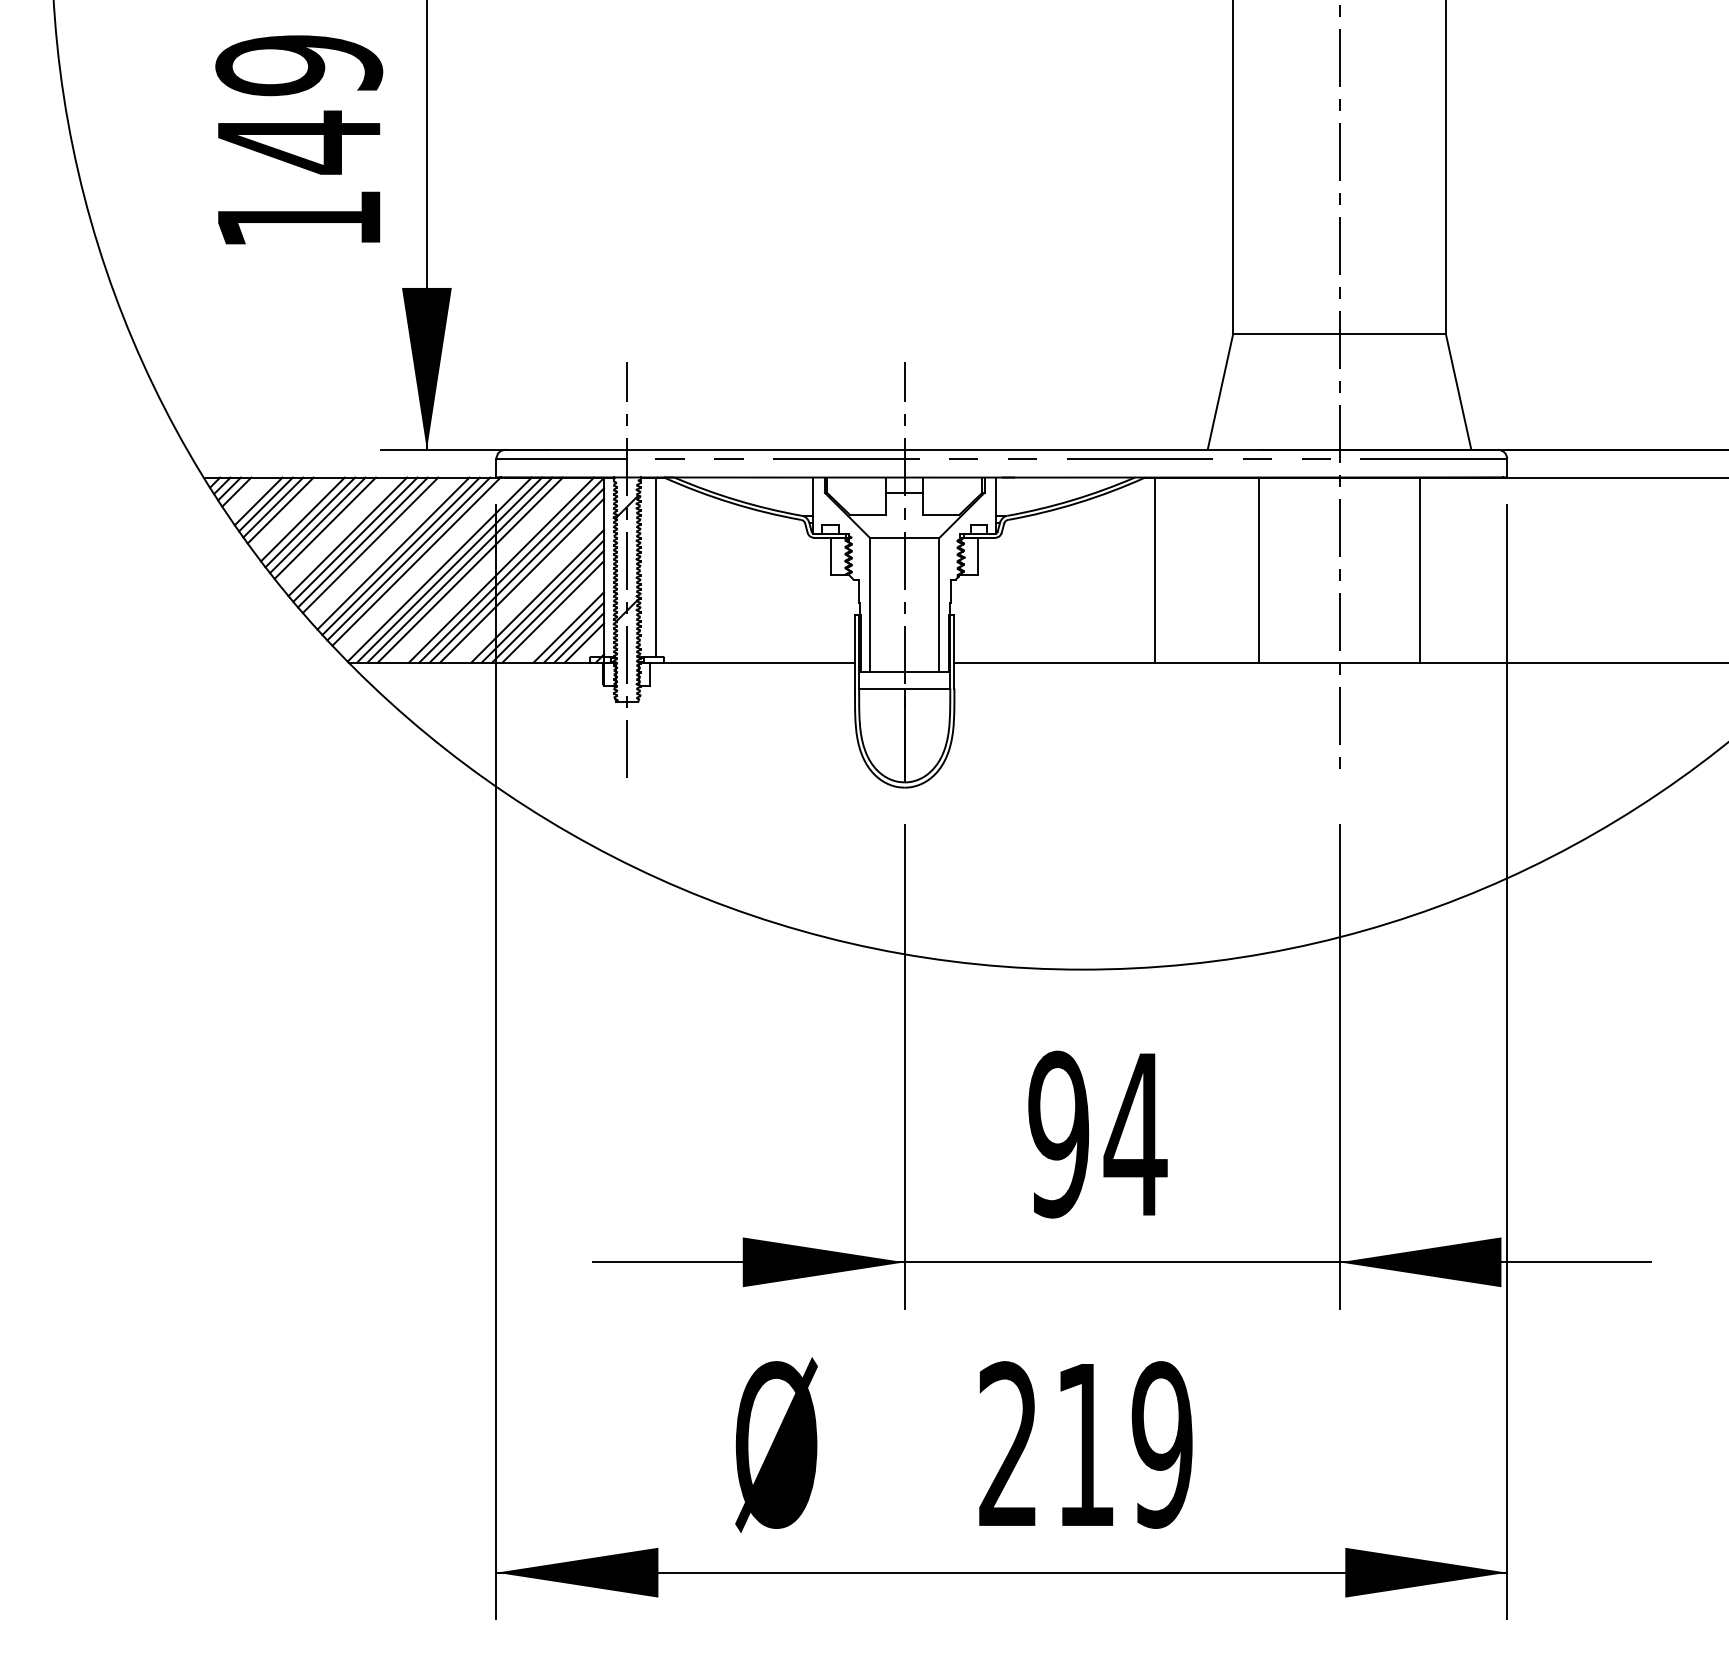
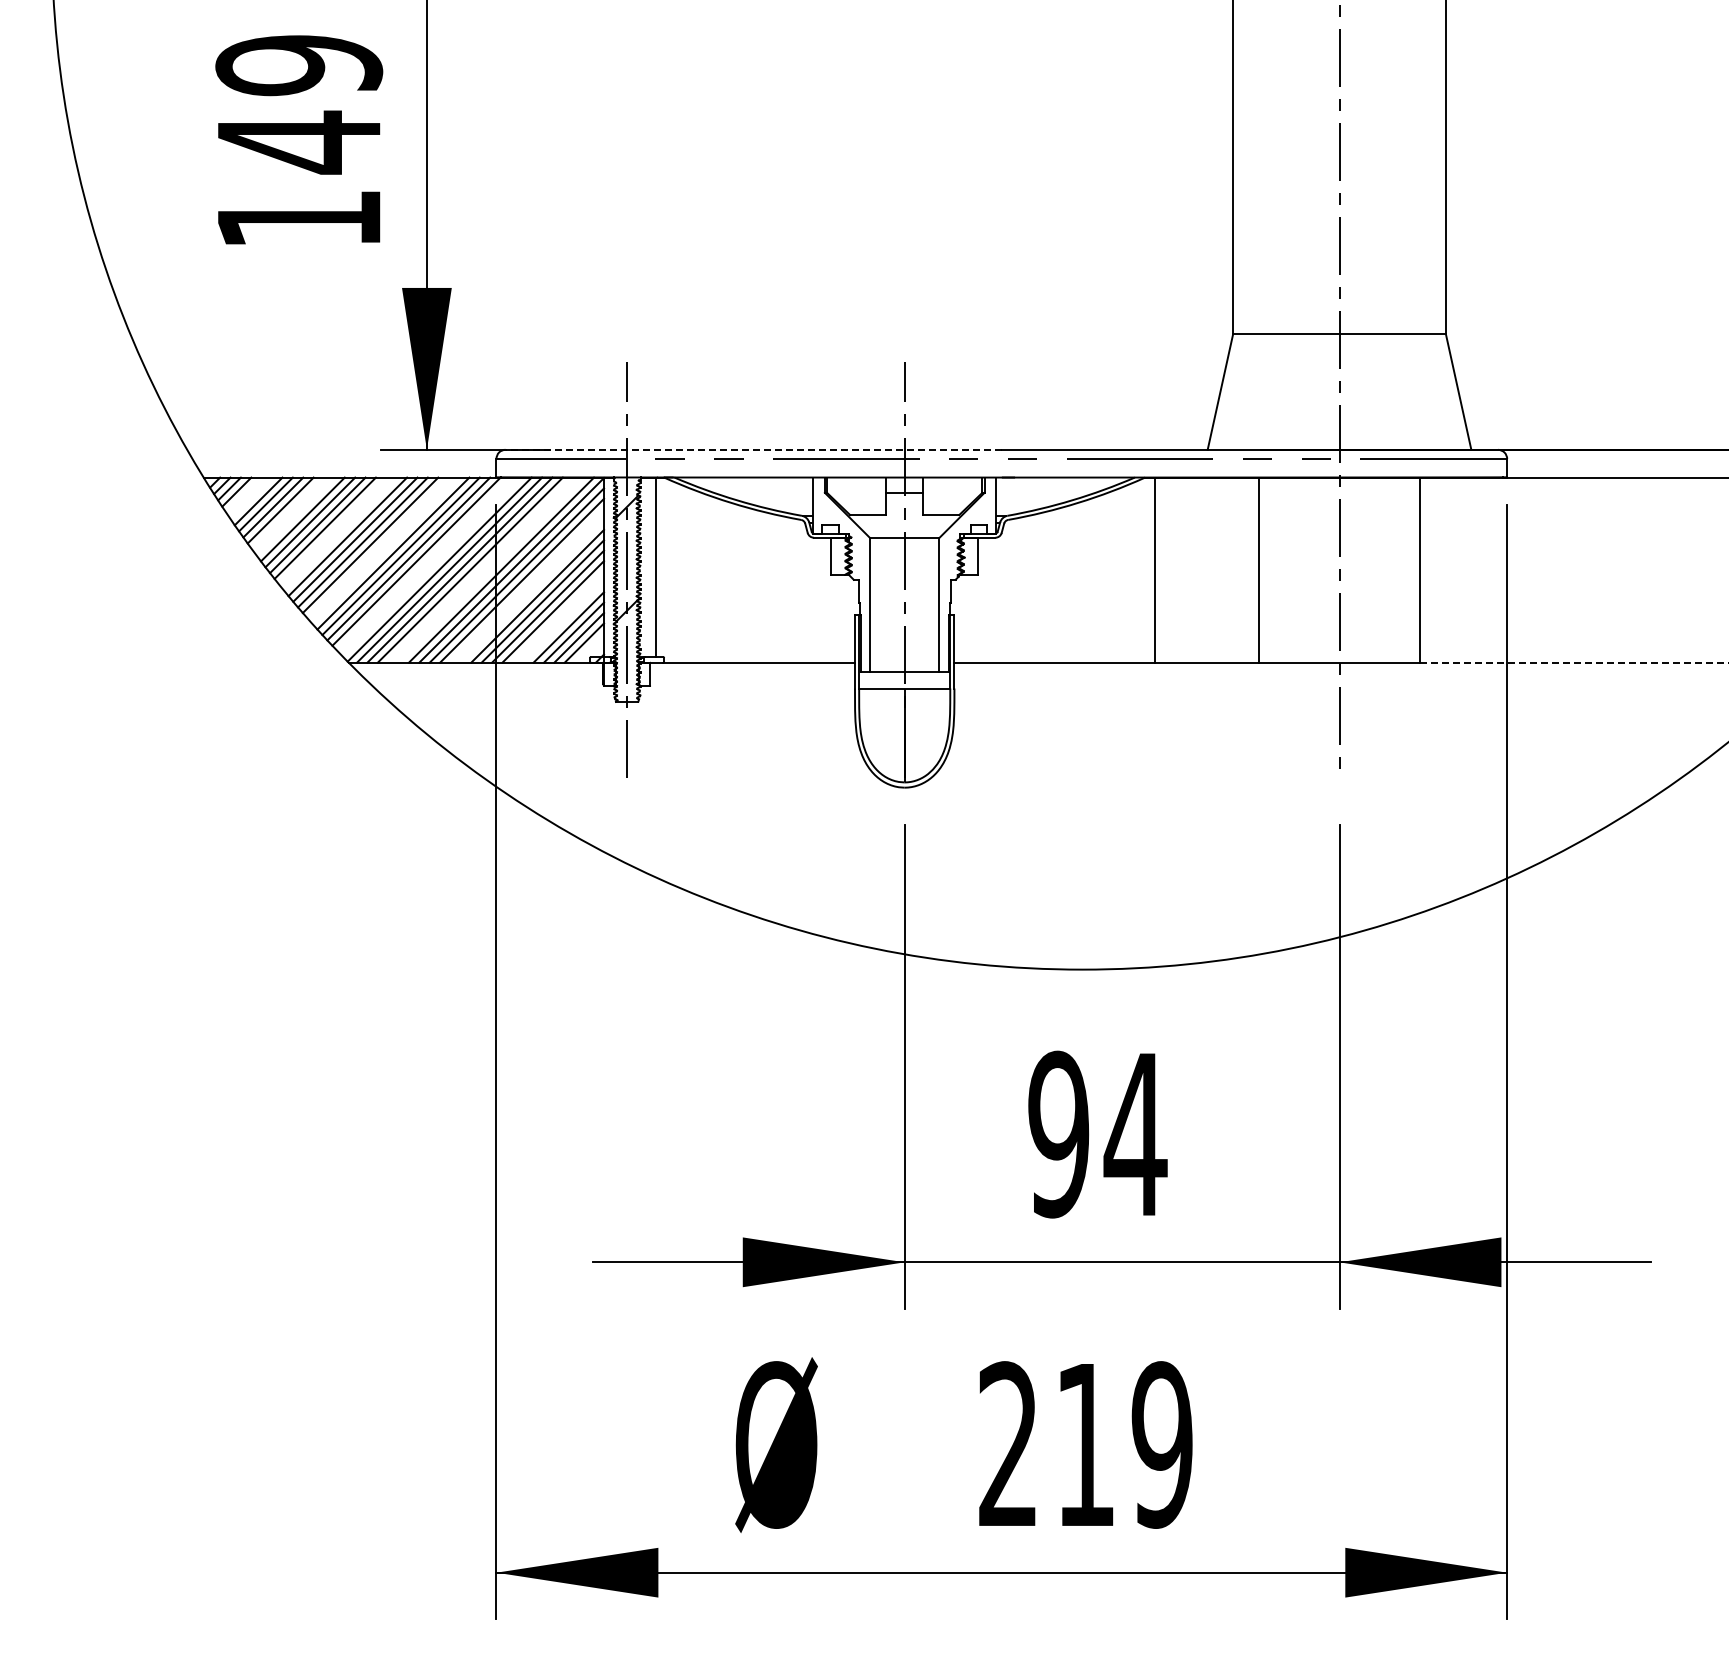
line: solid -> dashed (753, 449)
line: solid -> dashed (1574, 662)
